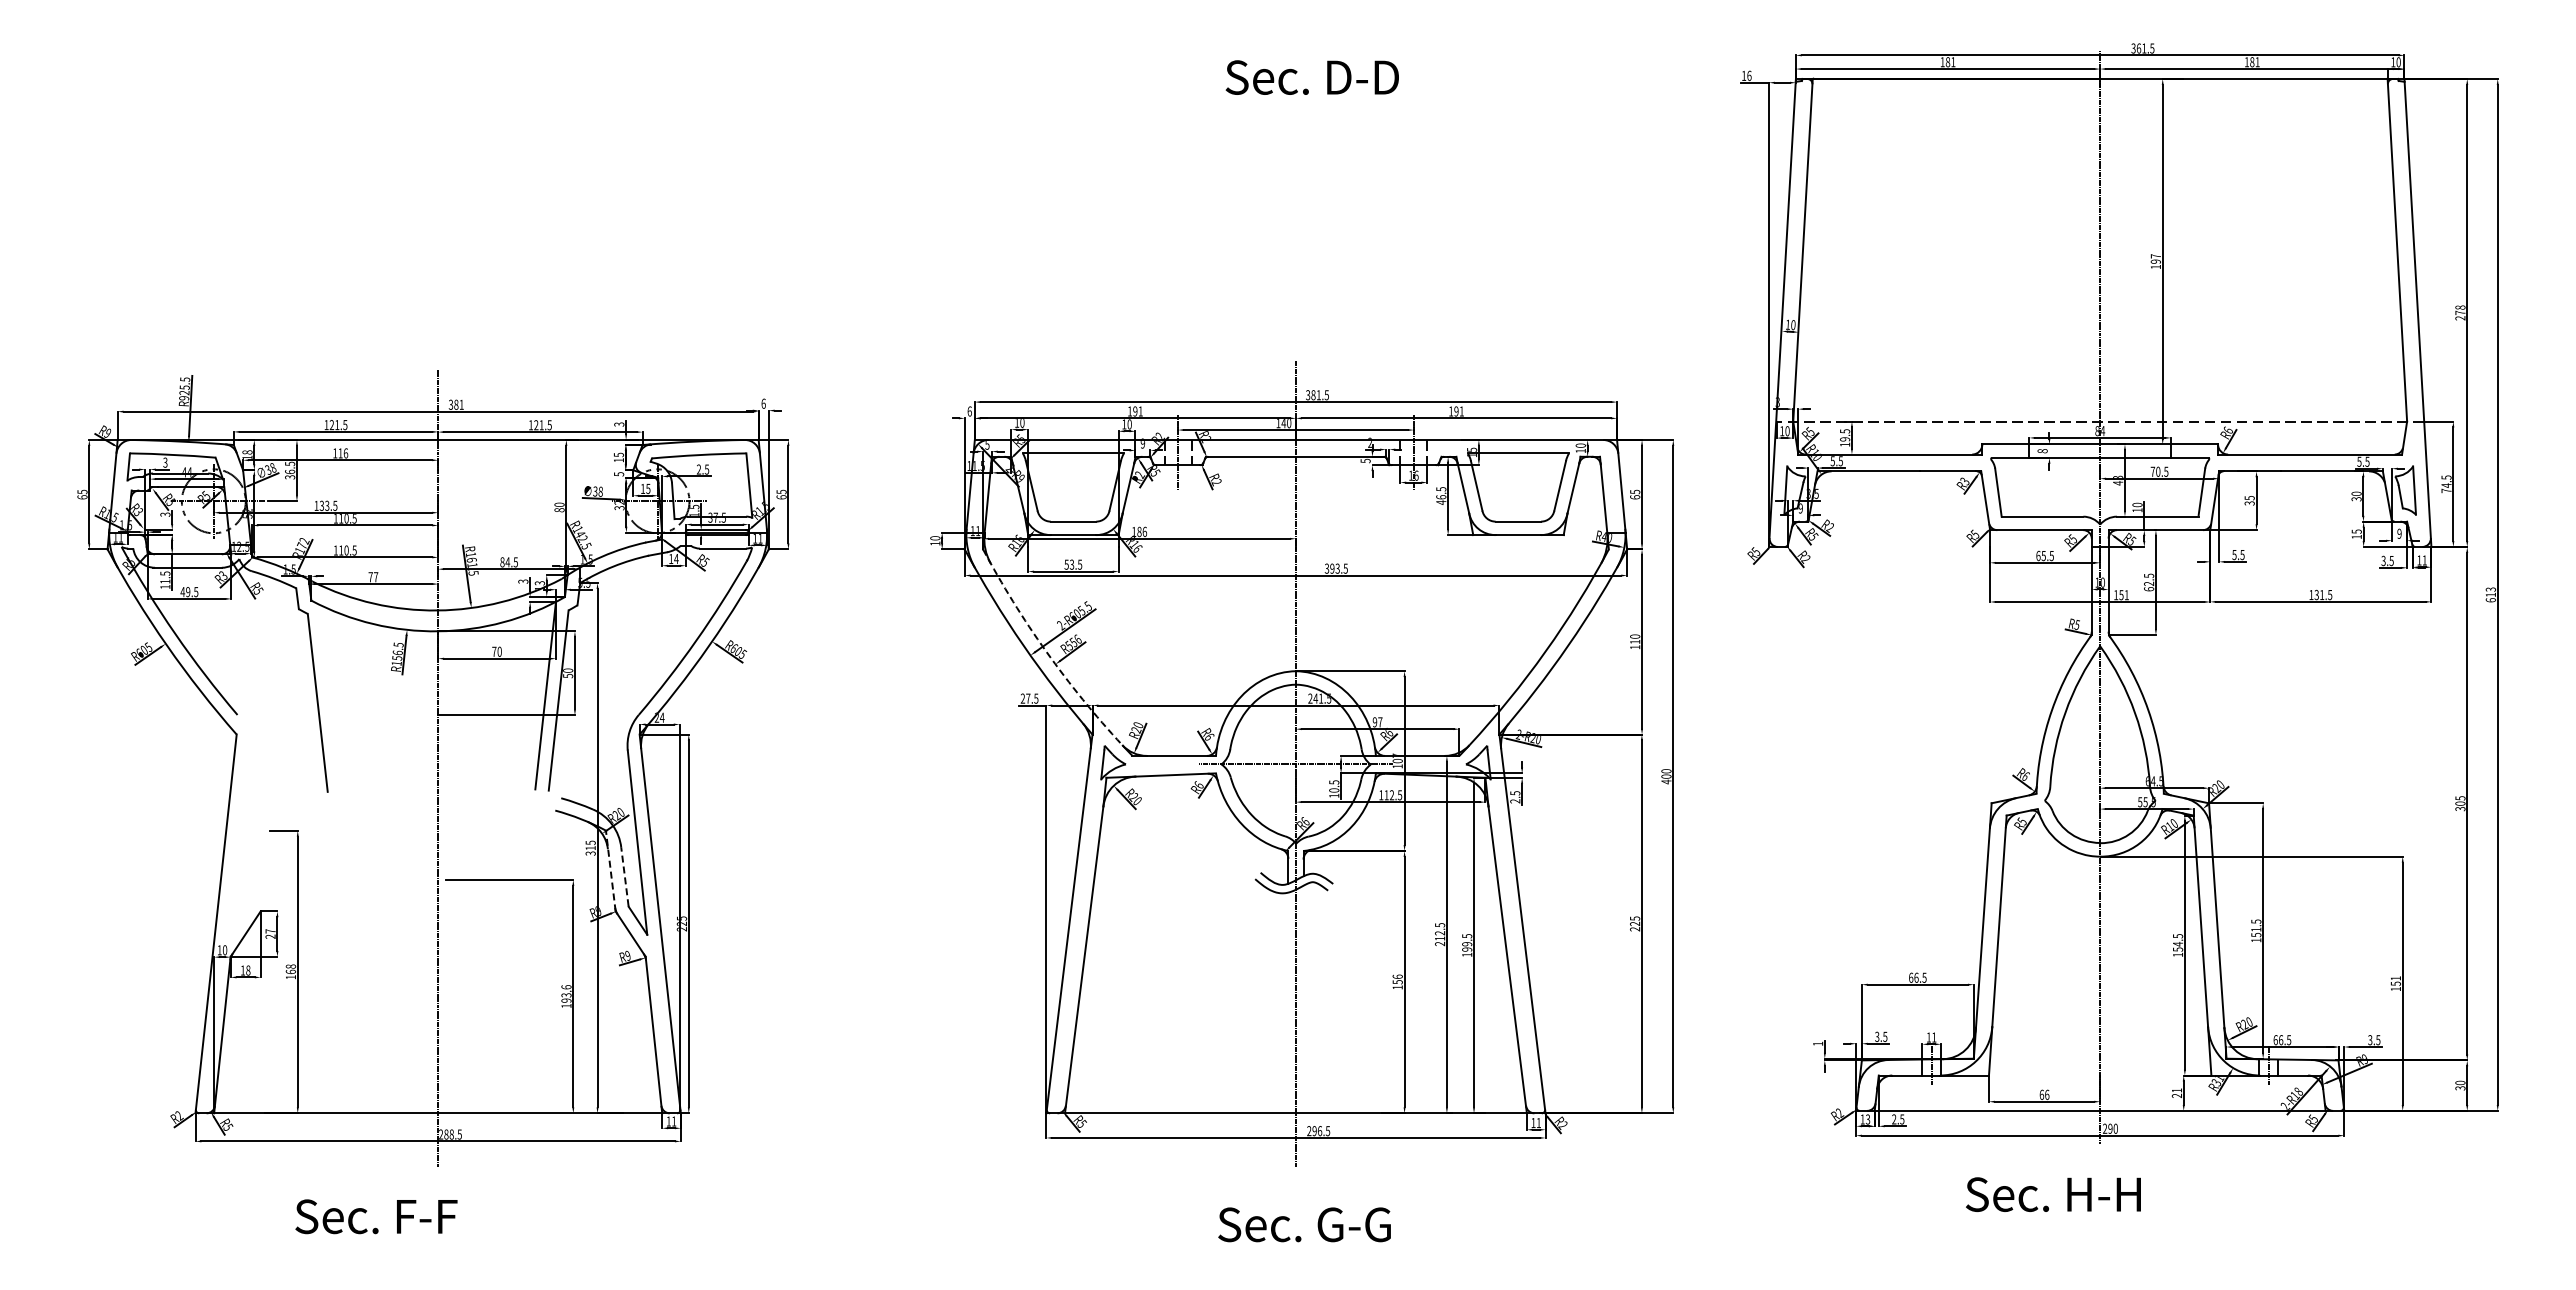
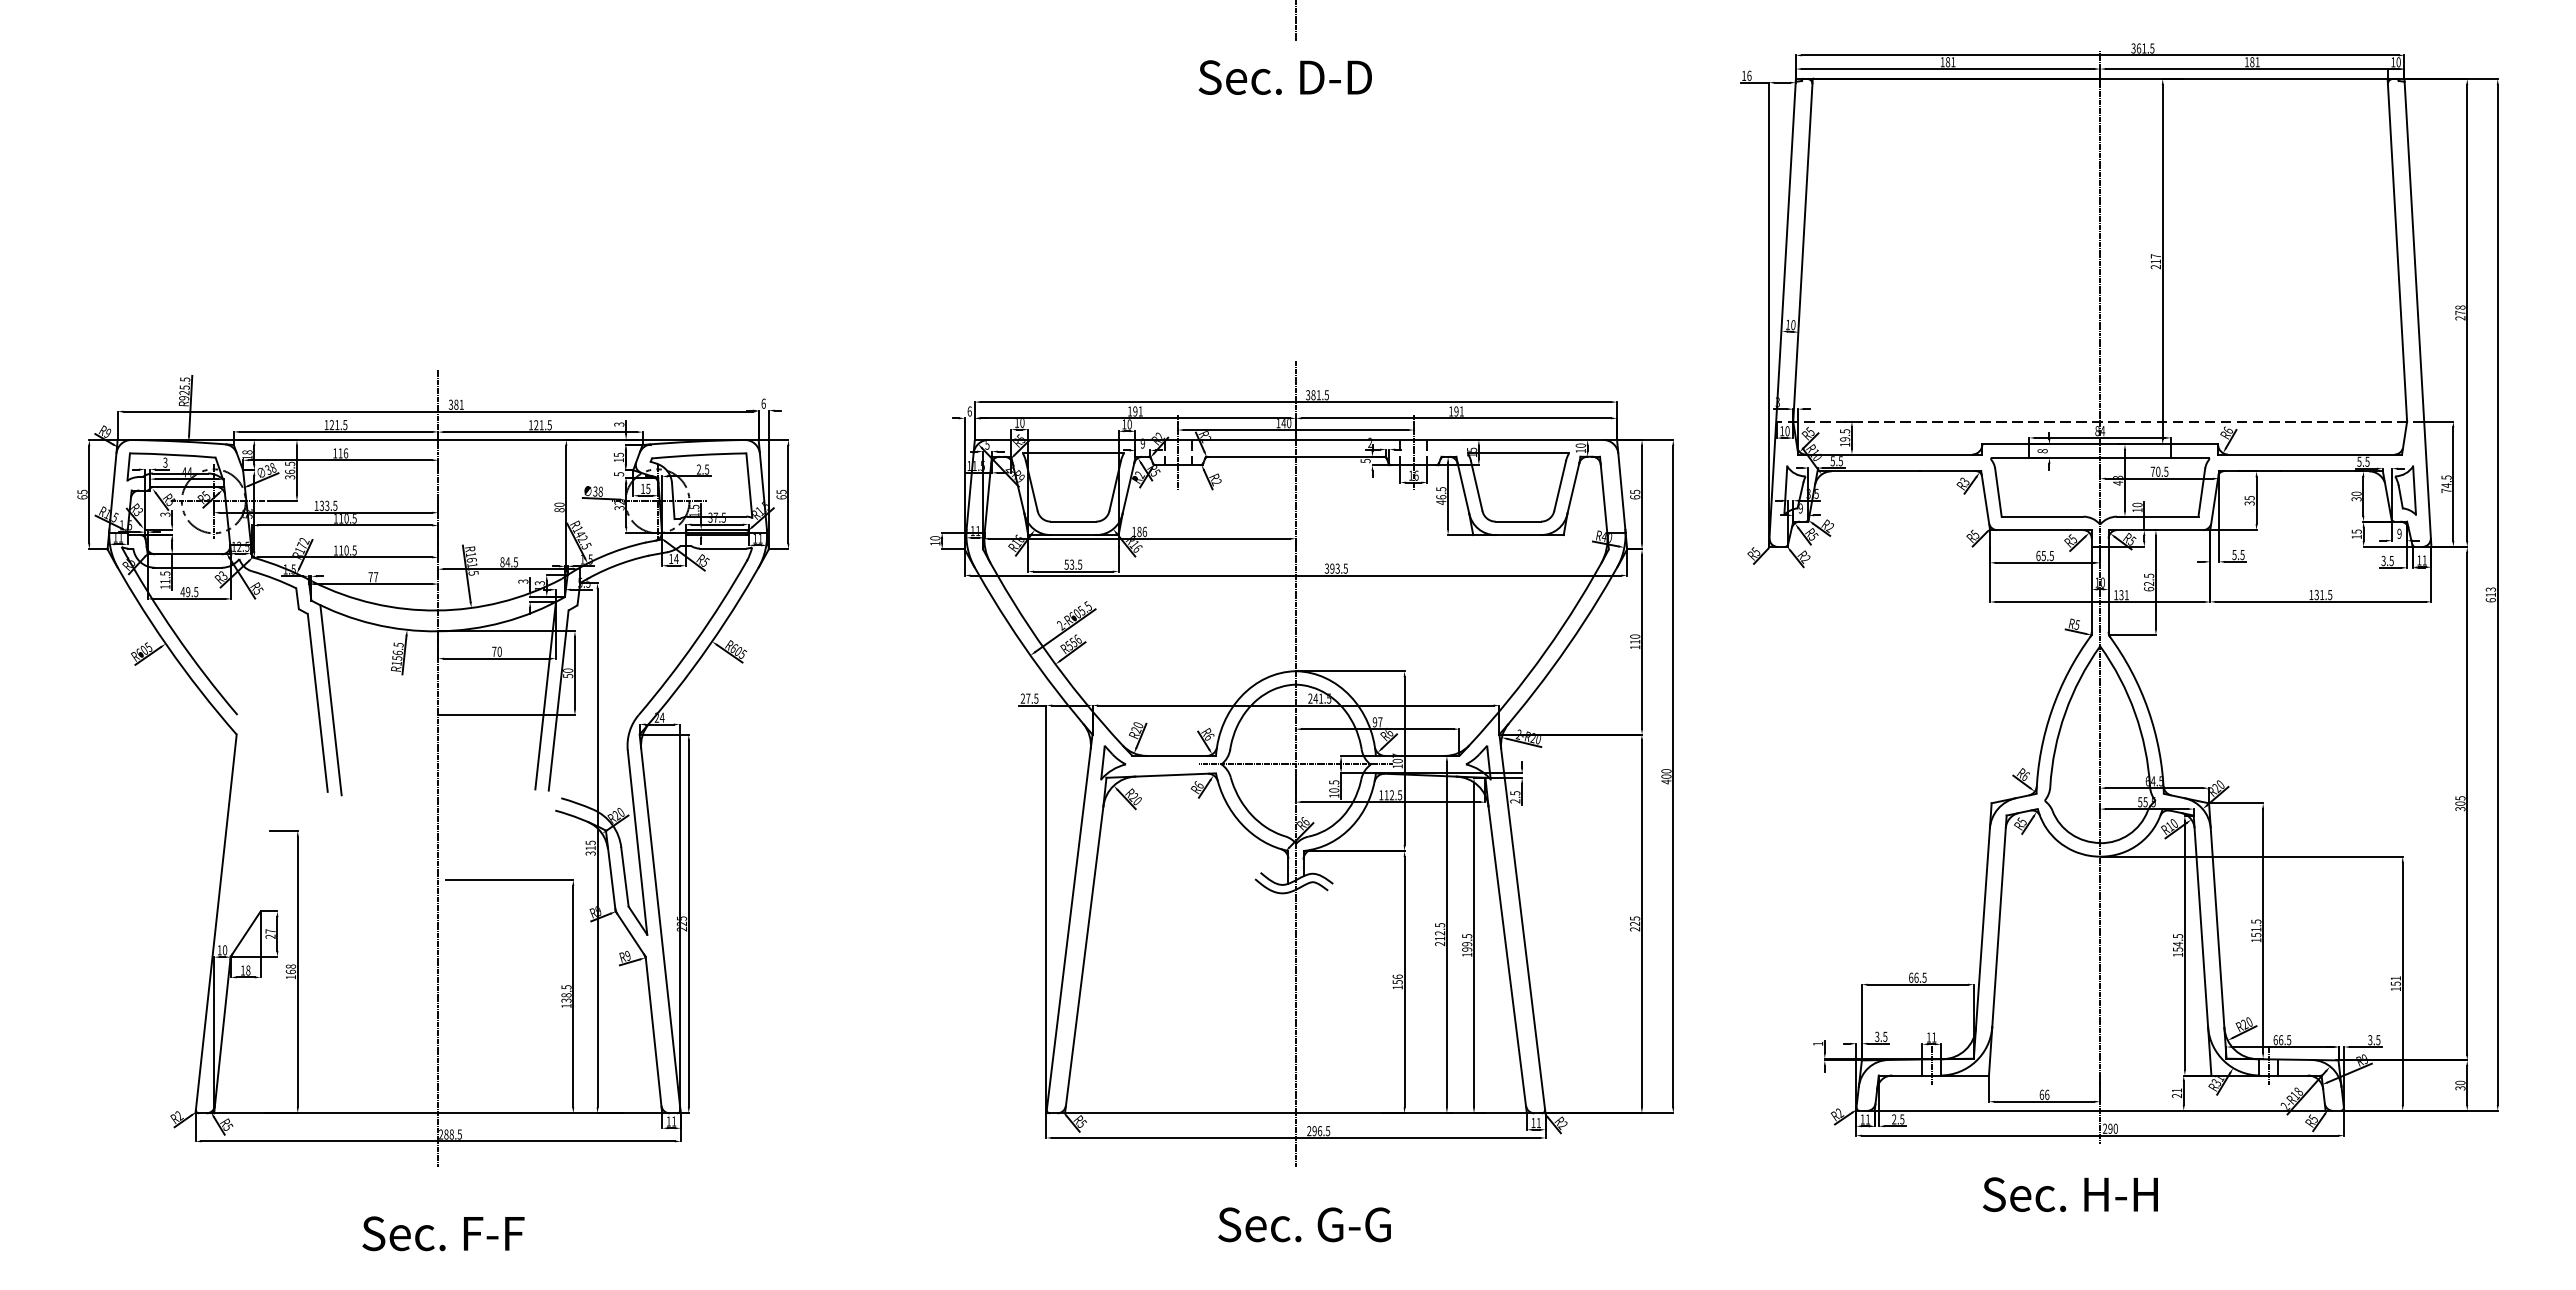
line: none -> present (1295, 21)
text position: (1311, 77) -> (1284, 77) (1284, 77)
text: 197 -> 217 (2155, 264)
text: 151 -> 131 (2121, 594)
arc: dashed -> solid (1046, 651)
line: none -> present (330, 700)
line: dashed -> solid (610, 870)
line: dashed -> solid (624, 876)
text: 193.6 -> 138.5 (566, 993)
text: 13 -> 11 (1867, 1119)
text position: (2053, 1194) -> (2070, 1194) (2070, 1194)
text position: (376, 1216) -> (443, 1233) (443, 1233)
